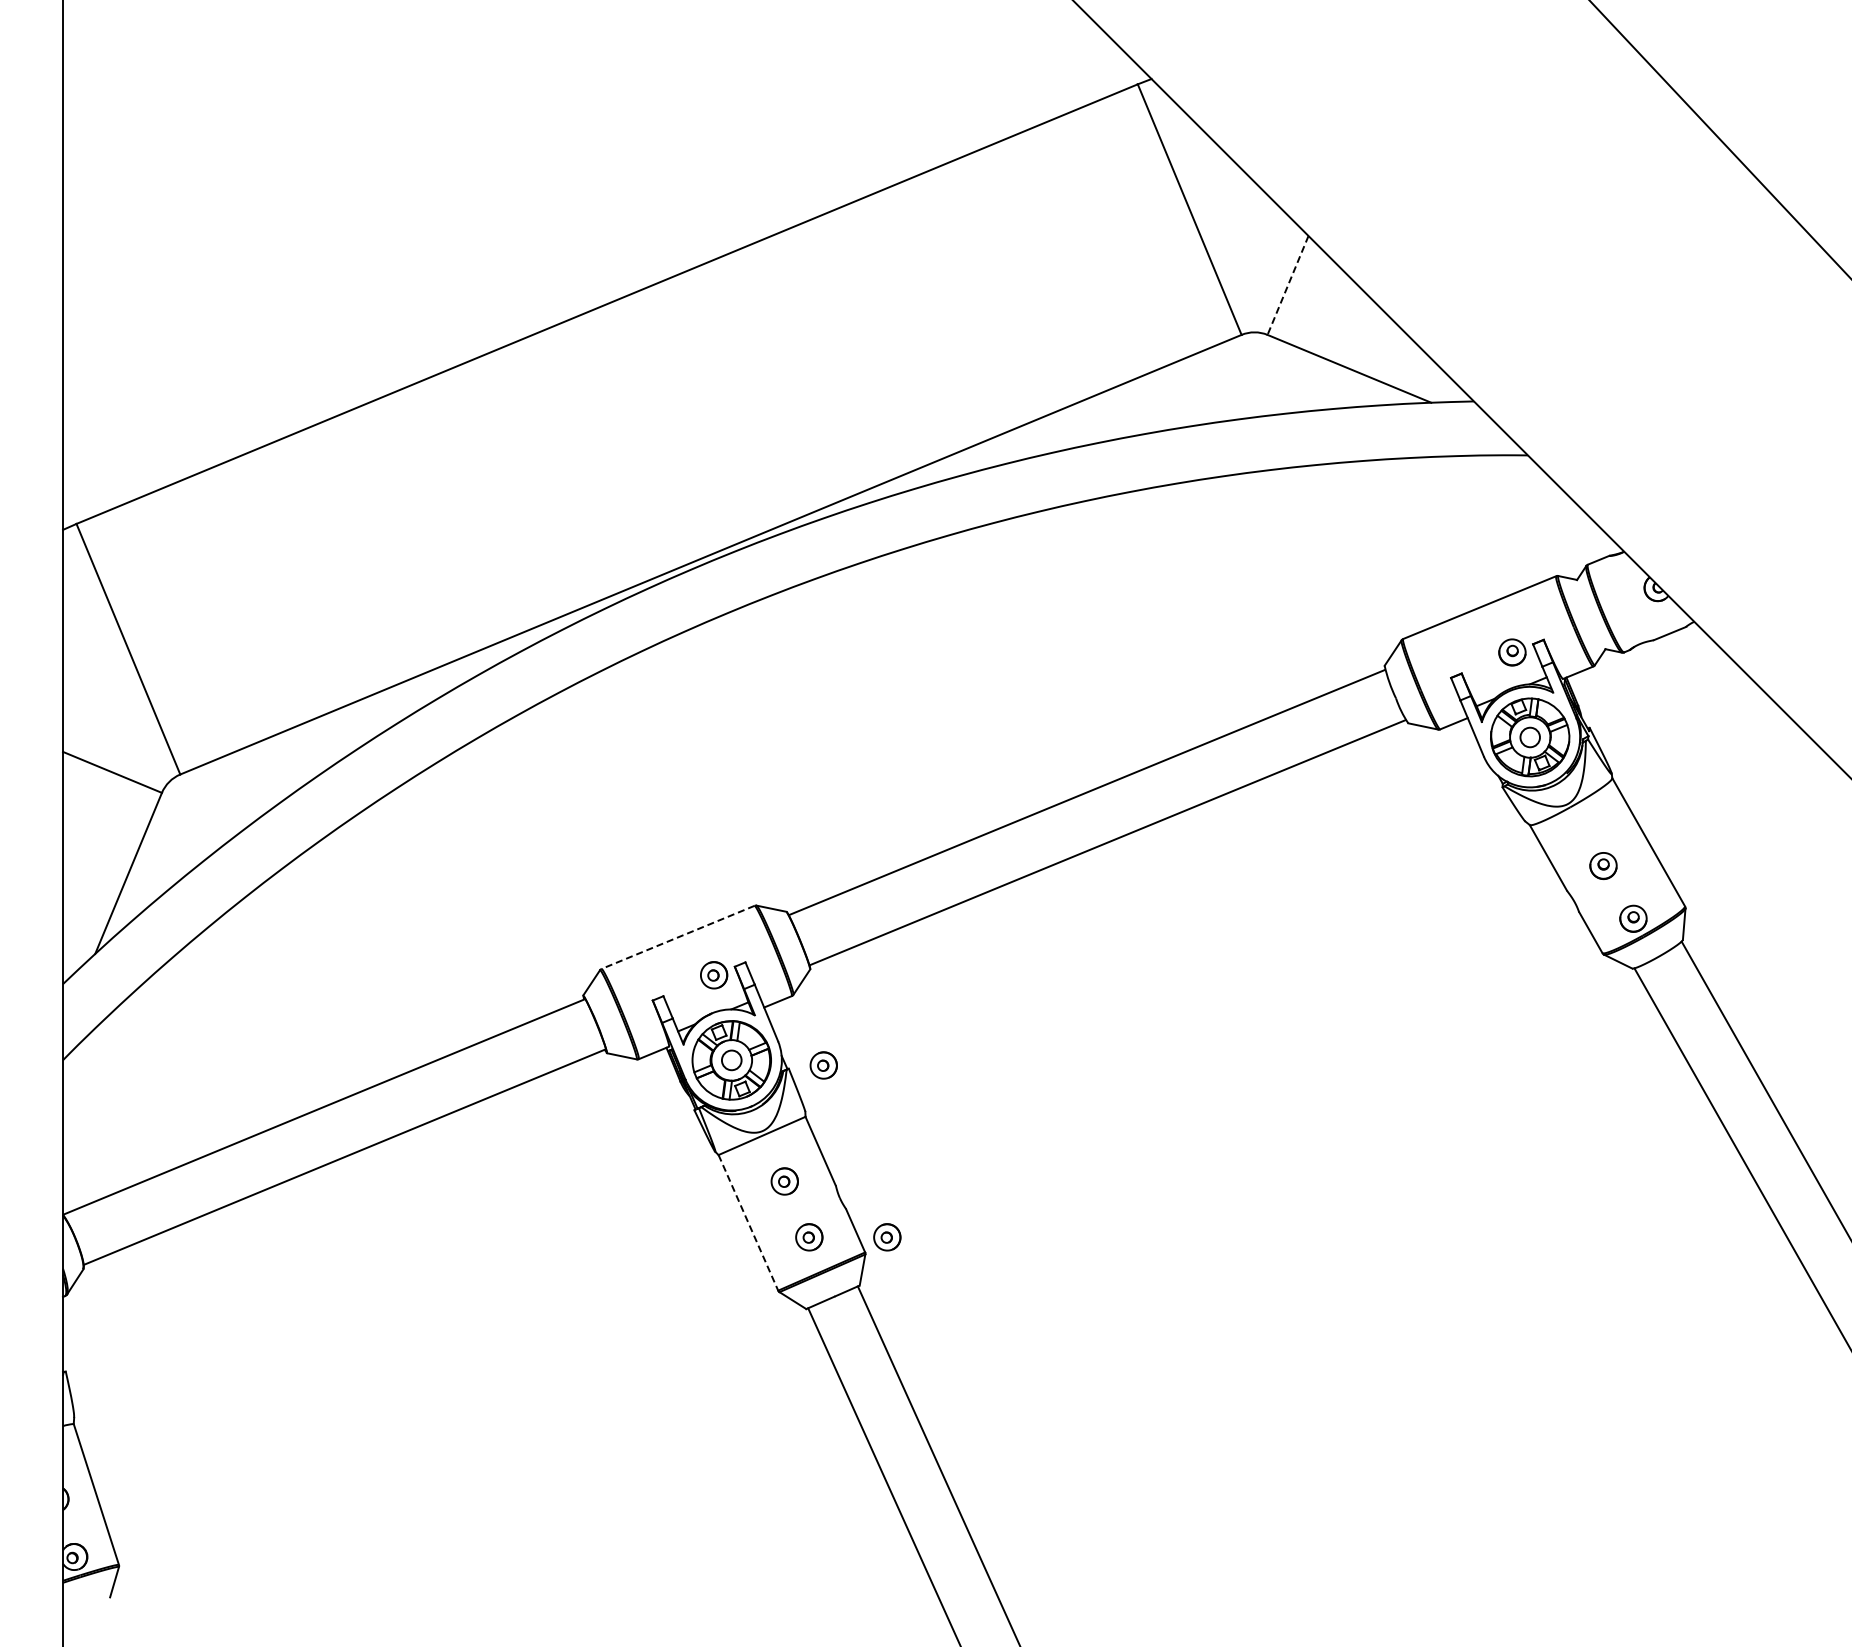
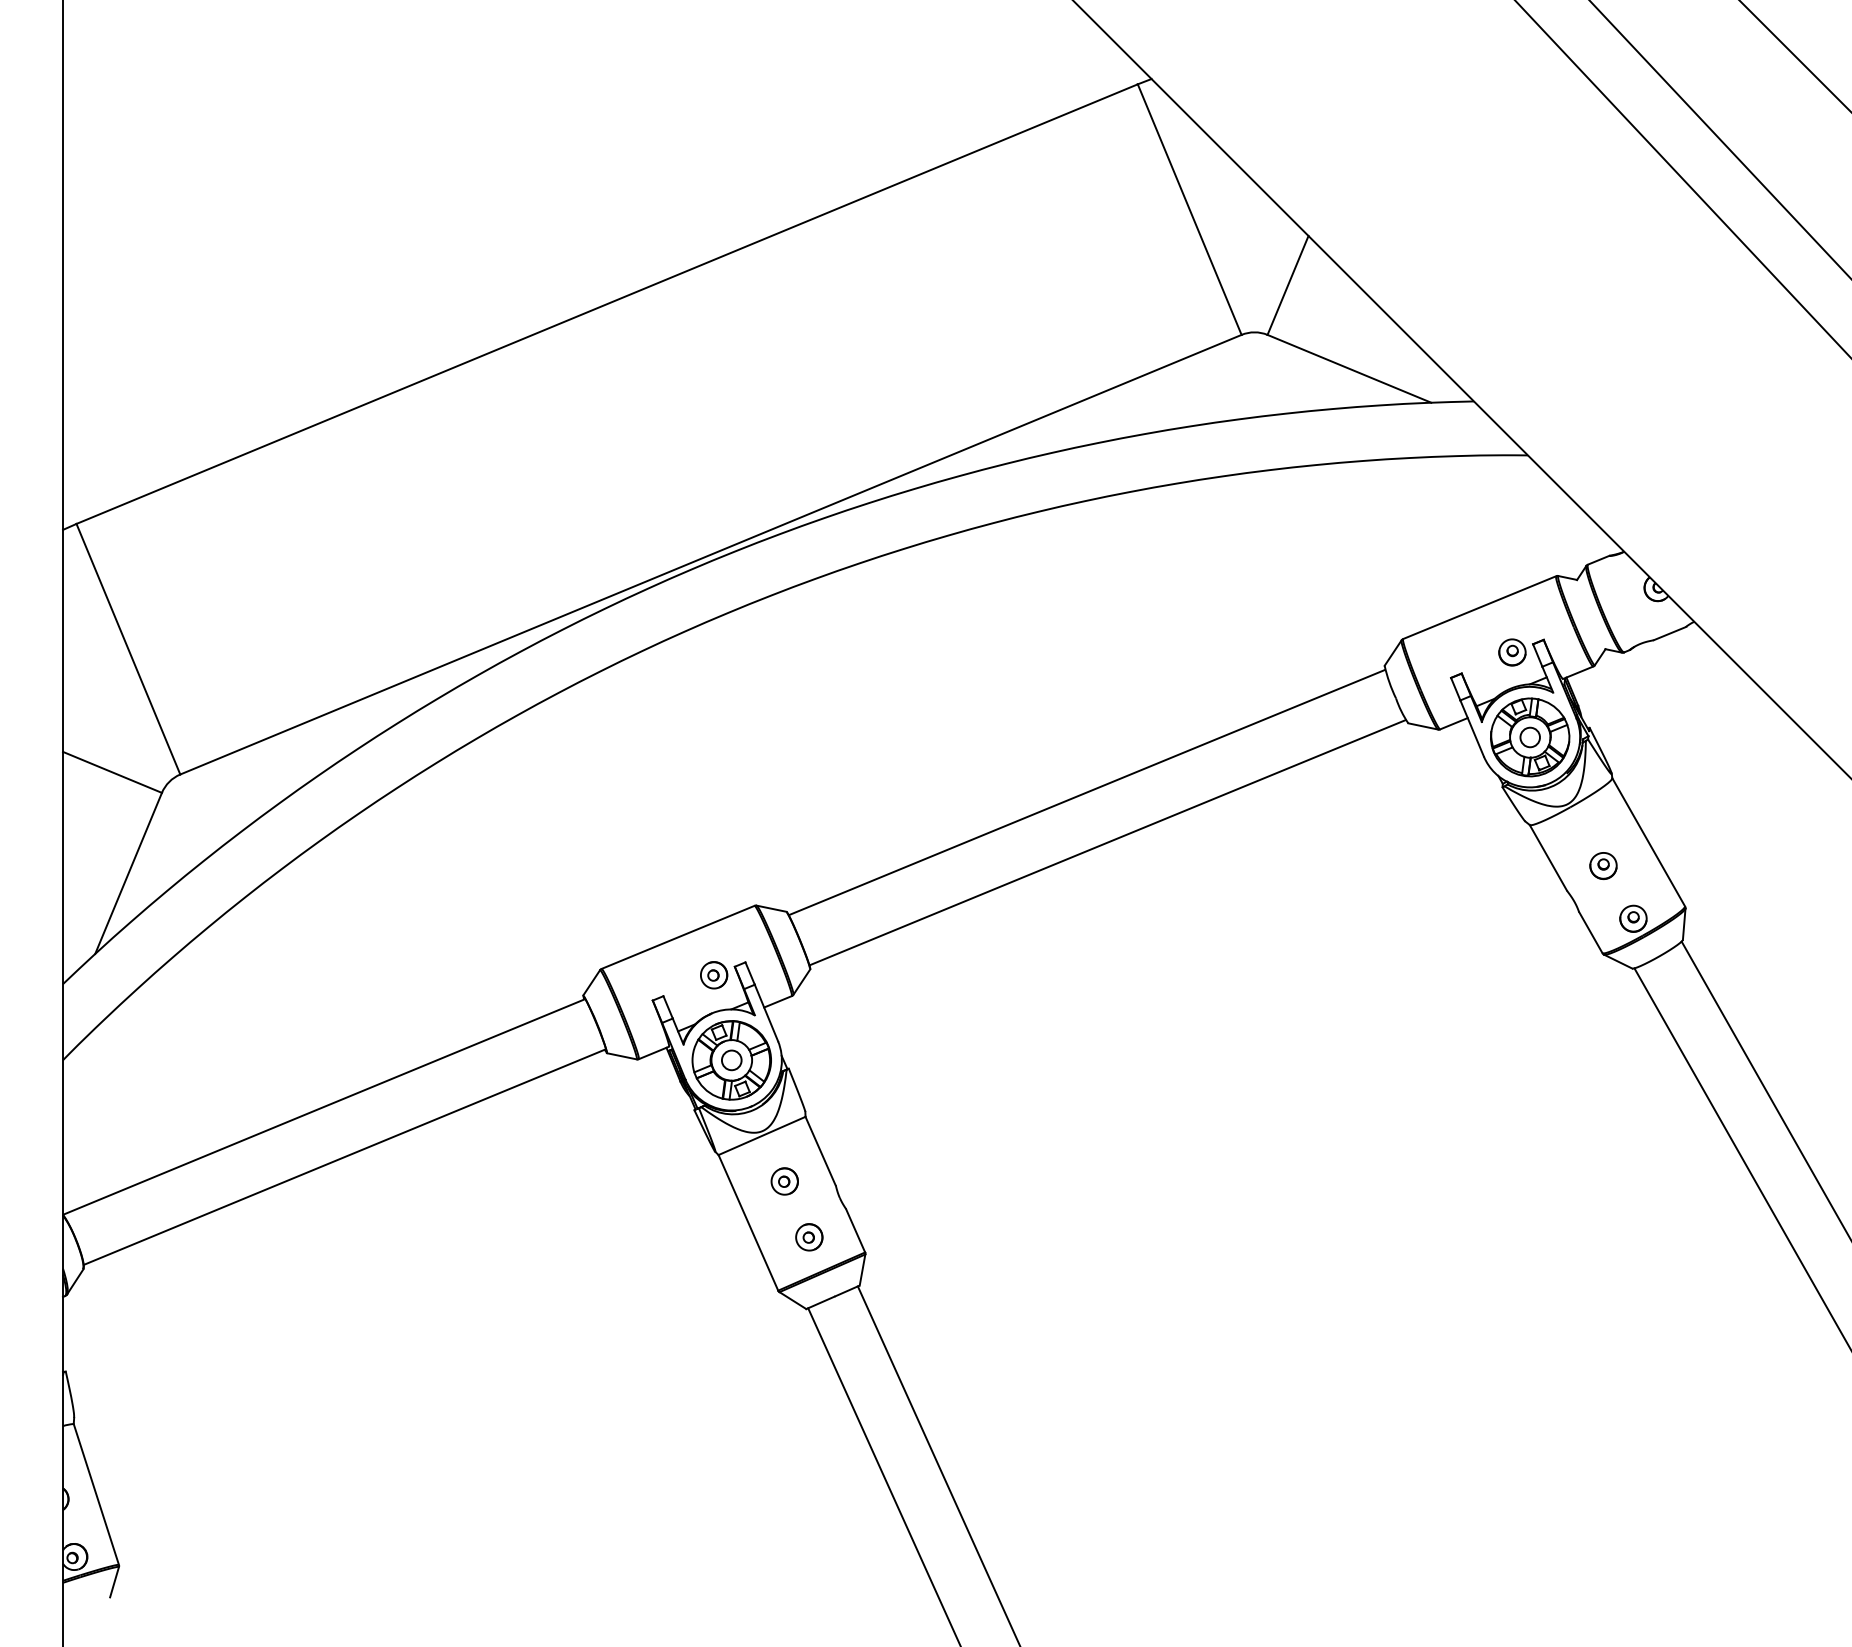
line: none -> present (1794, 55)
line: none -> present (1682, 178)
line: dashed -> solid (1288, 285)
line: dashed -> solid (678, 937)
part: present -> none (823, 1065)
line: dashed -> solid (748, 1223)
part: present -> none (887, 1237)
